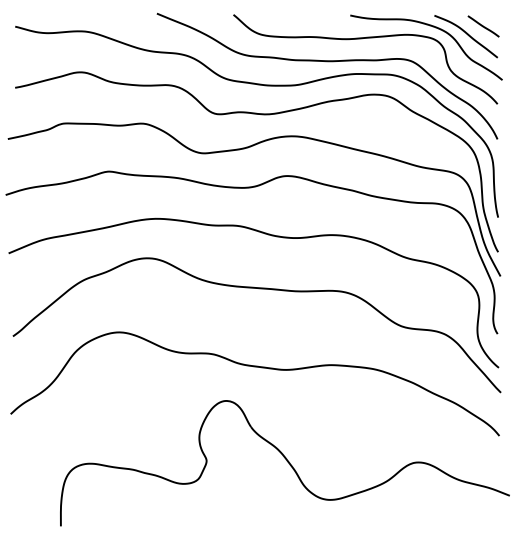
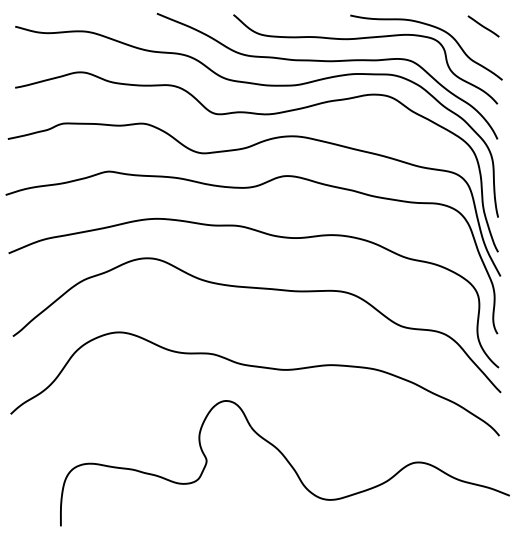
curve: present -> none (466, 34)
